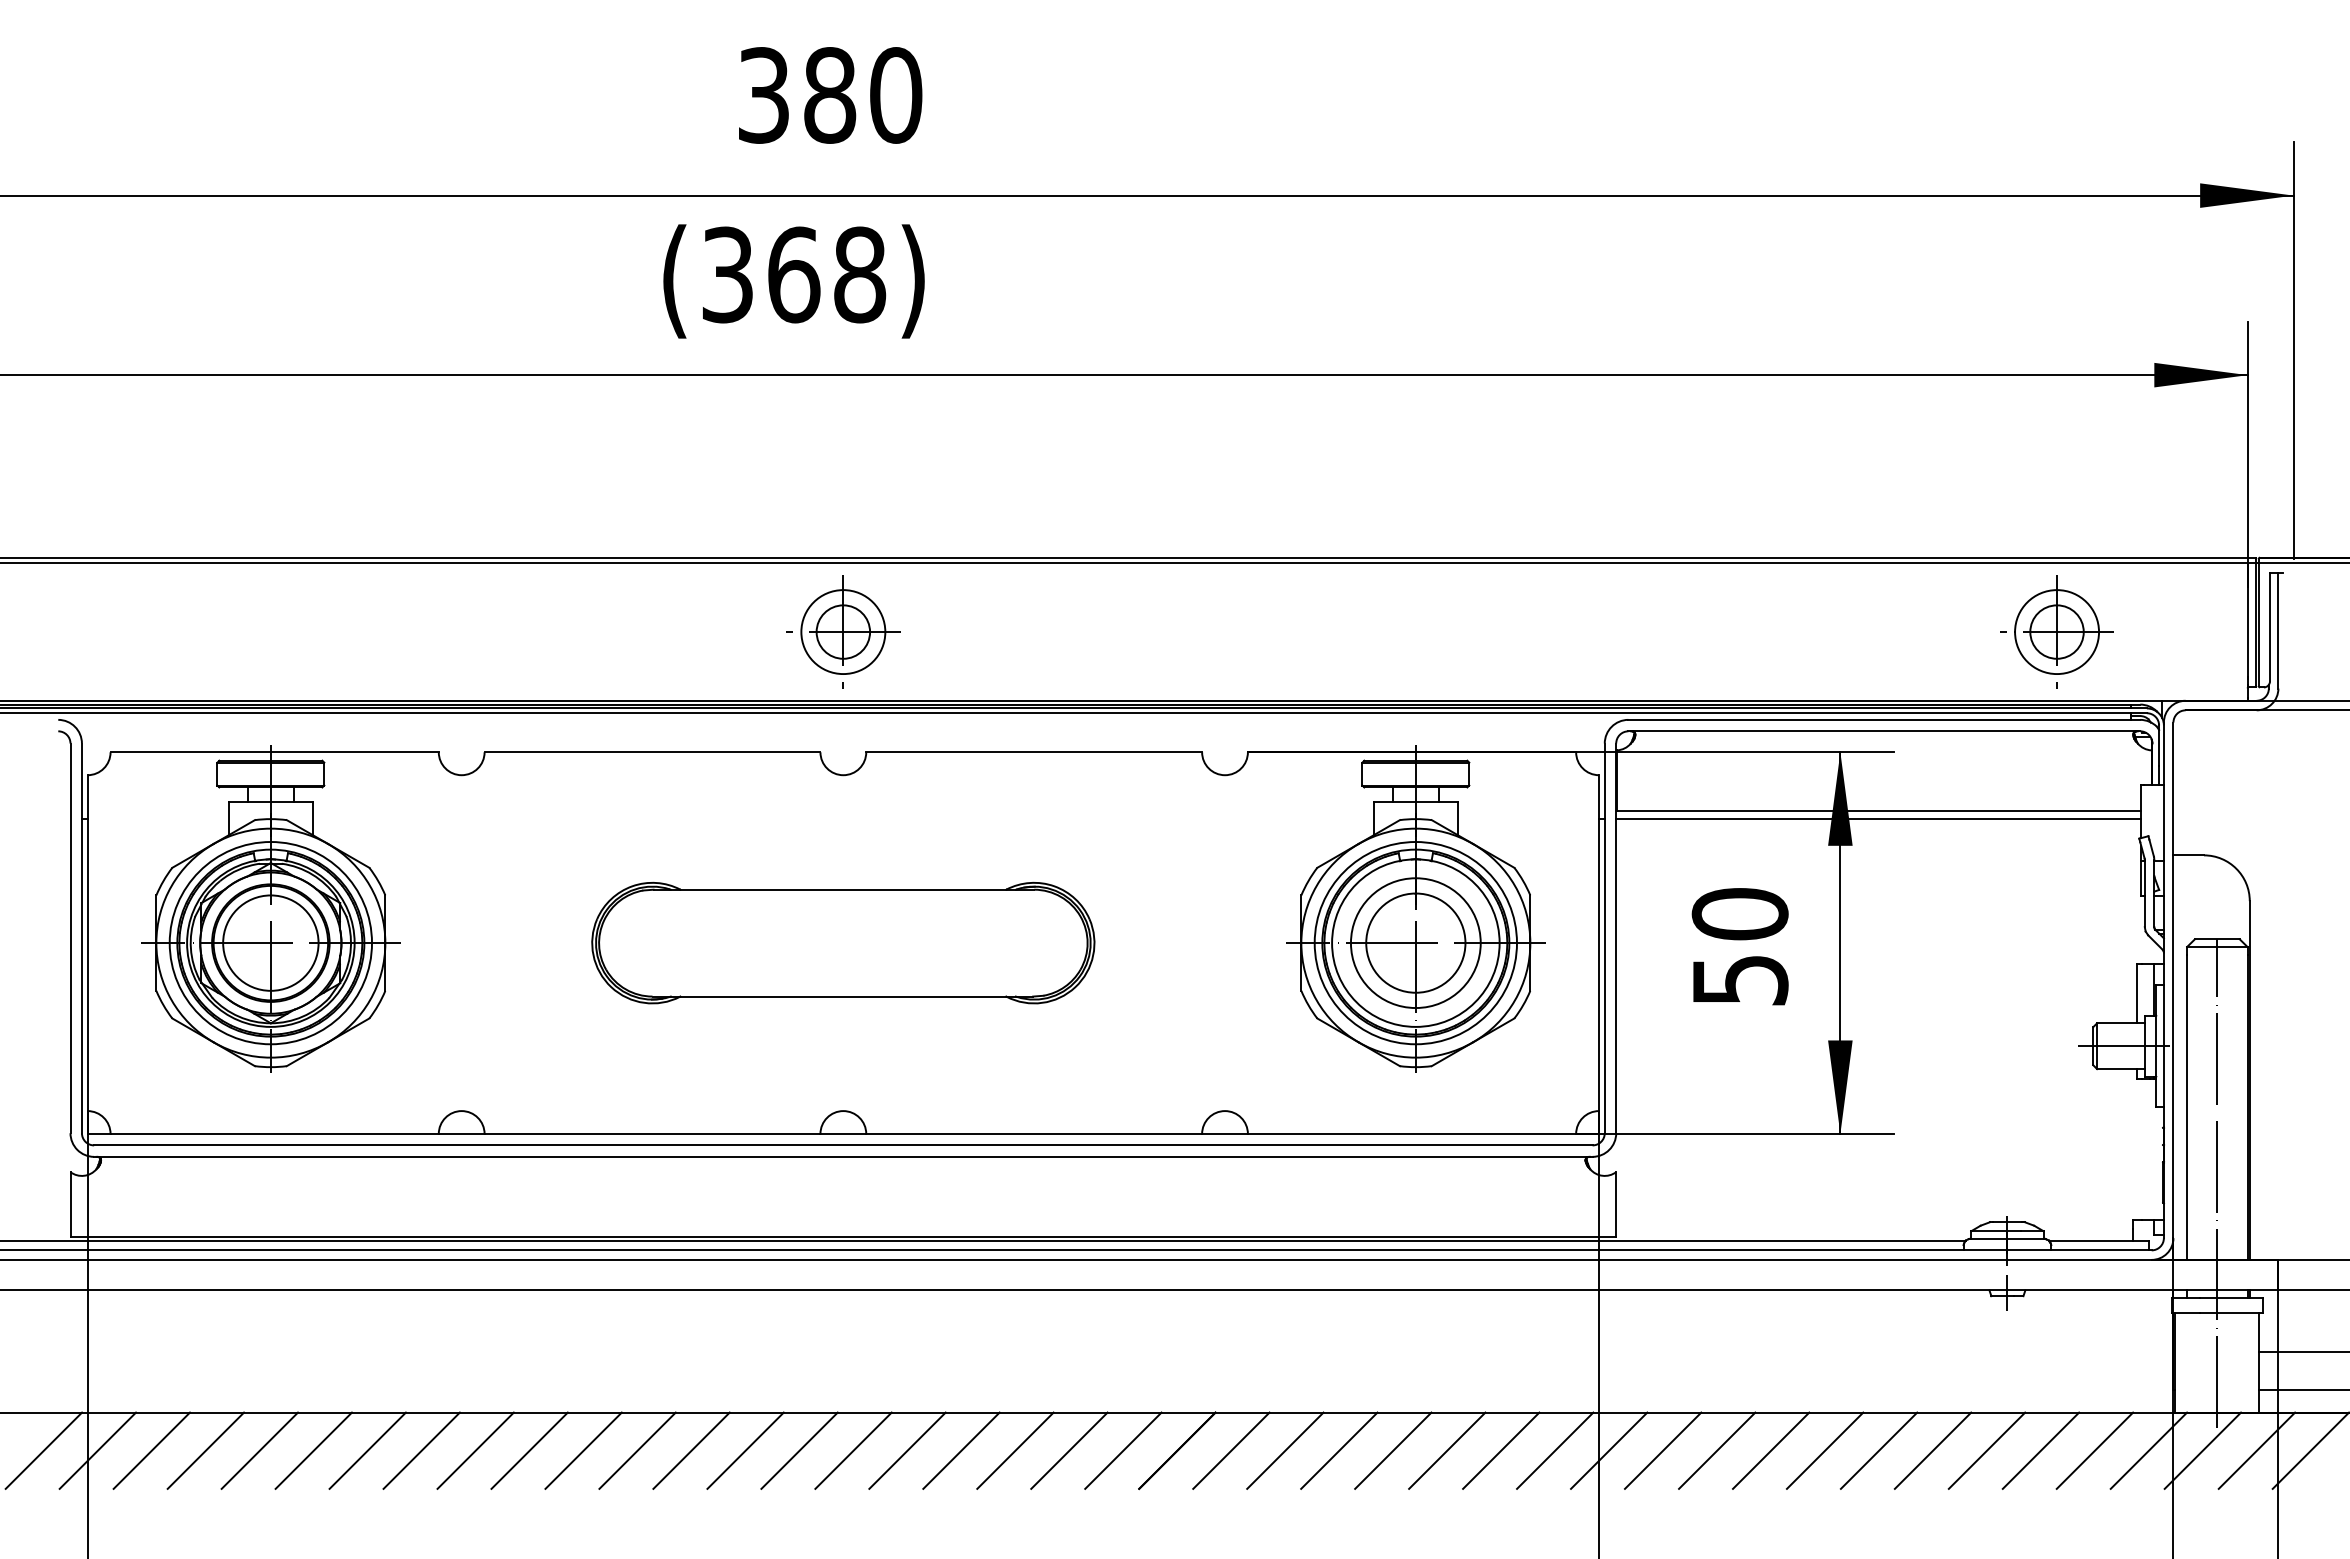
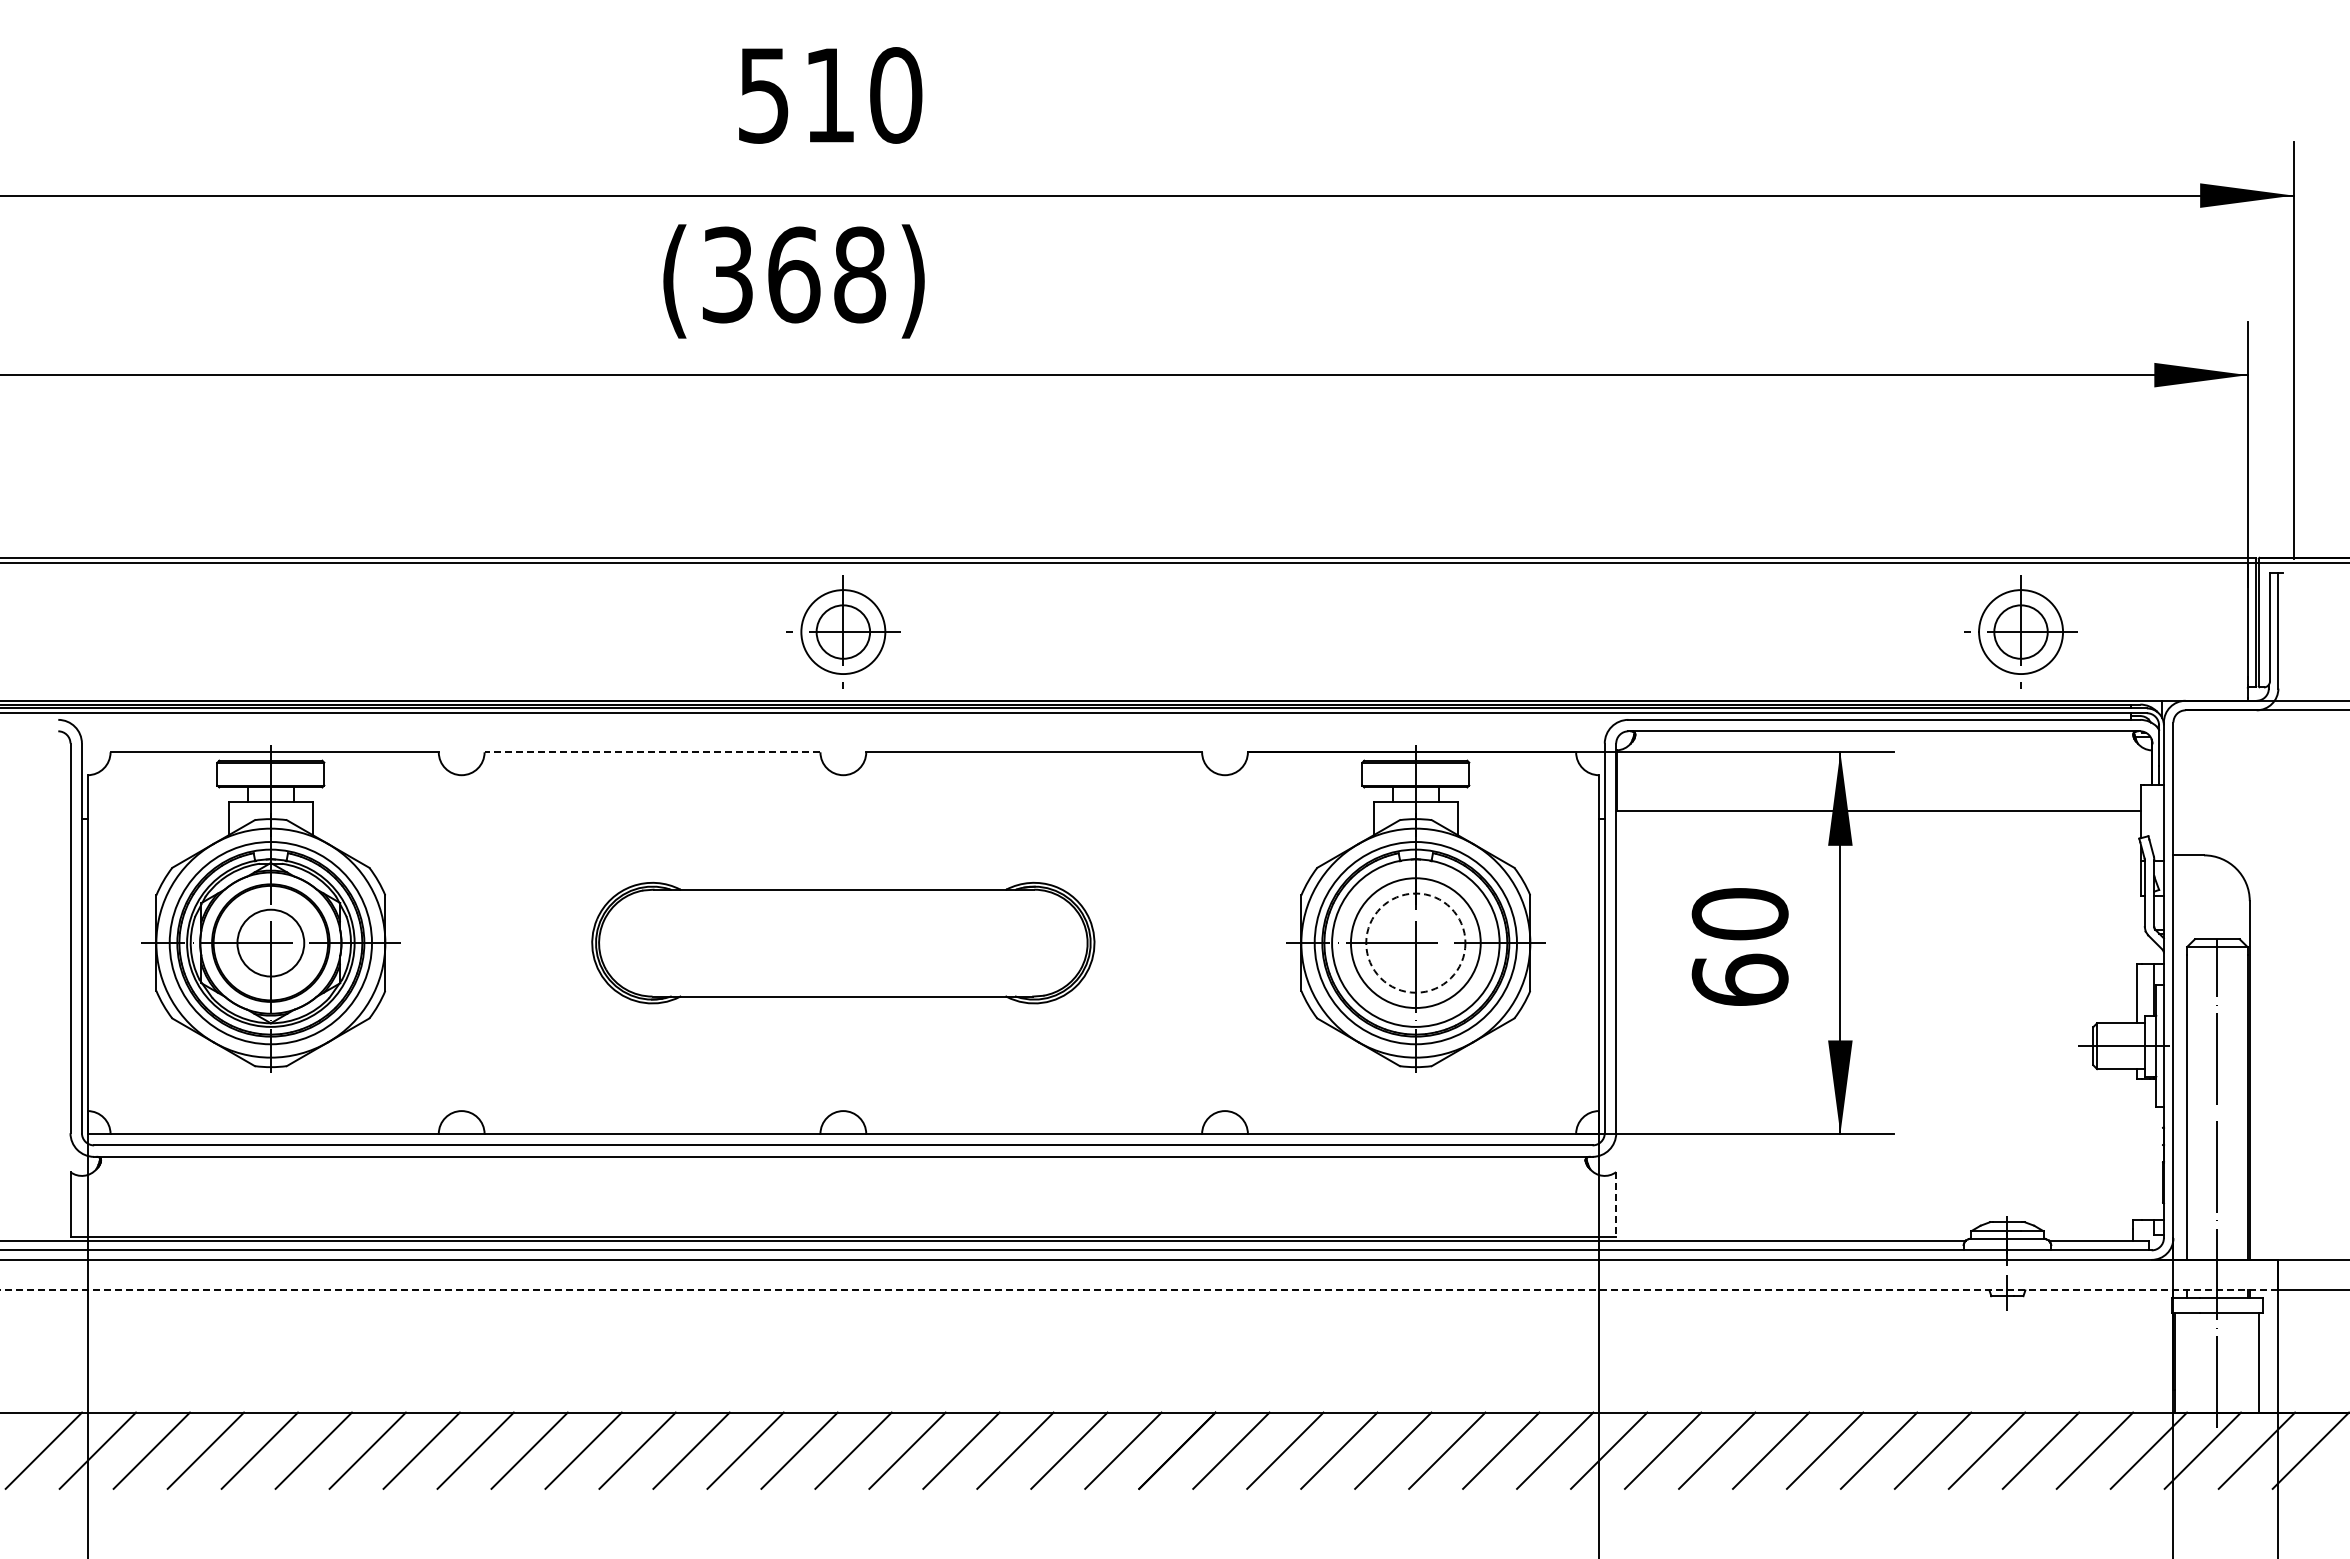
text: 380 -> 510 (797, 95)
part position: (2056, 631) -> (2020, 631) (2020, 631)
line: solid -> dashed (652, 752)
line: present -> none (1878, 819)
circle diameter: 95 px -> 67 px (270, 942)
circle: solid -> dashed (1415, 942)
text: 50 -> 60 (1739, 979)
line: solid -> dashed (1616, 1205)
line: solid -> dashed (1138, 1290)
line: present -> none (2302, 1351)
line: present -> none (2302, 1389)
